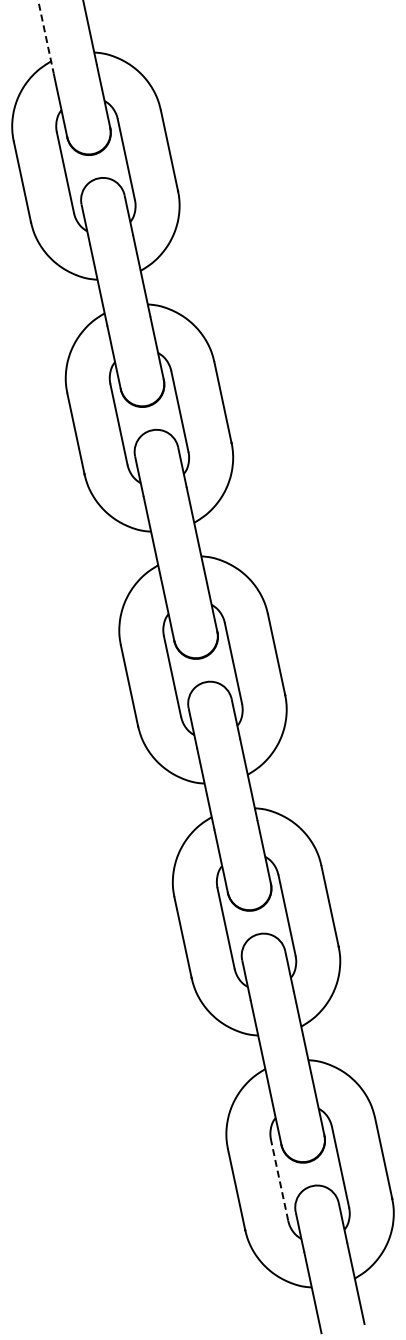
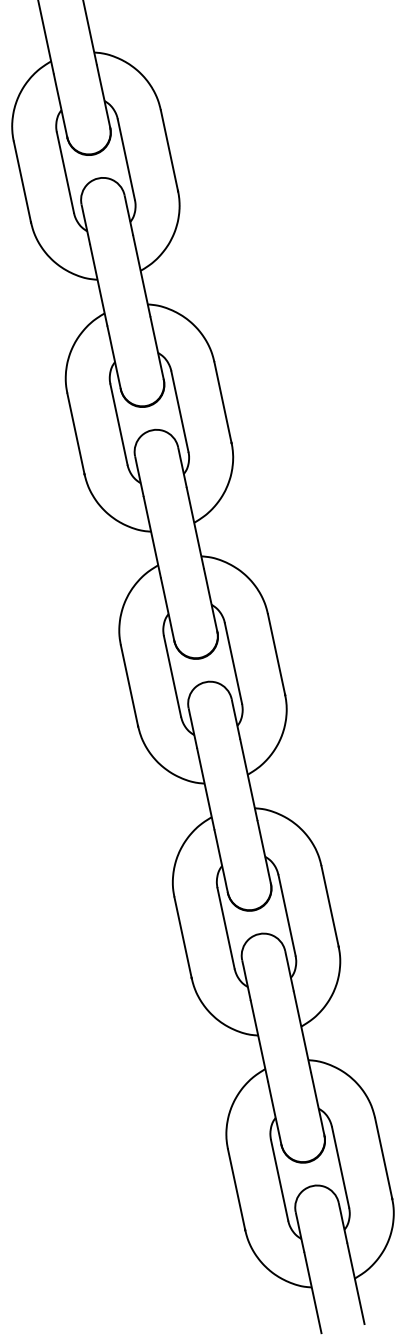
line: dashed -> solid (46, 37)
line: dashed -> solid (279, 1179)
